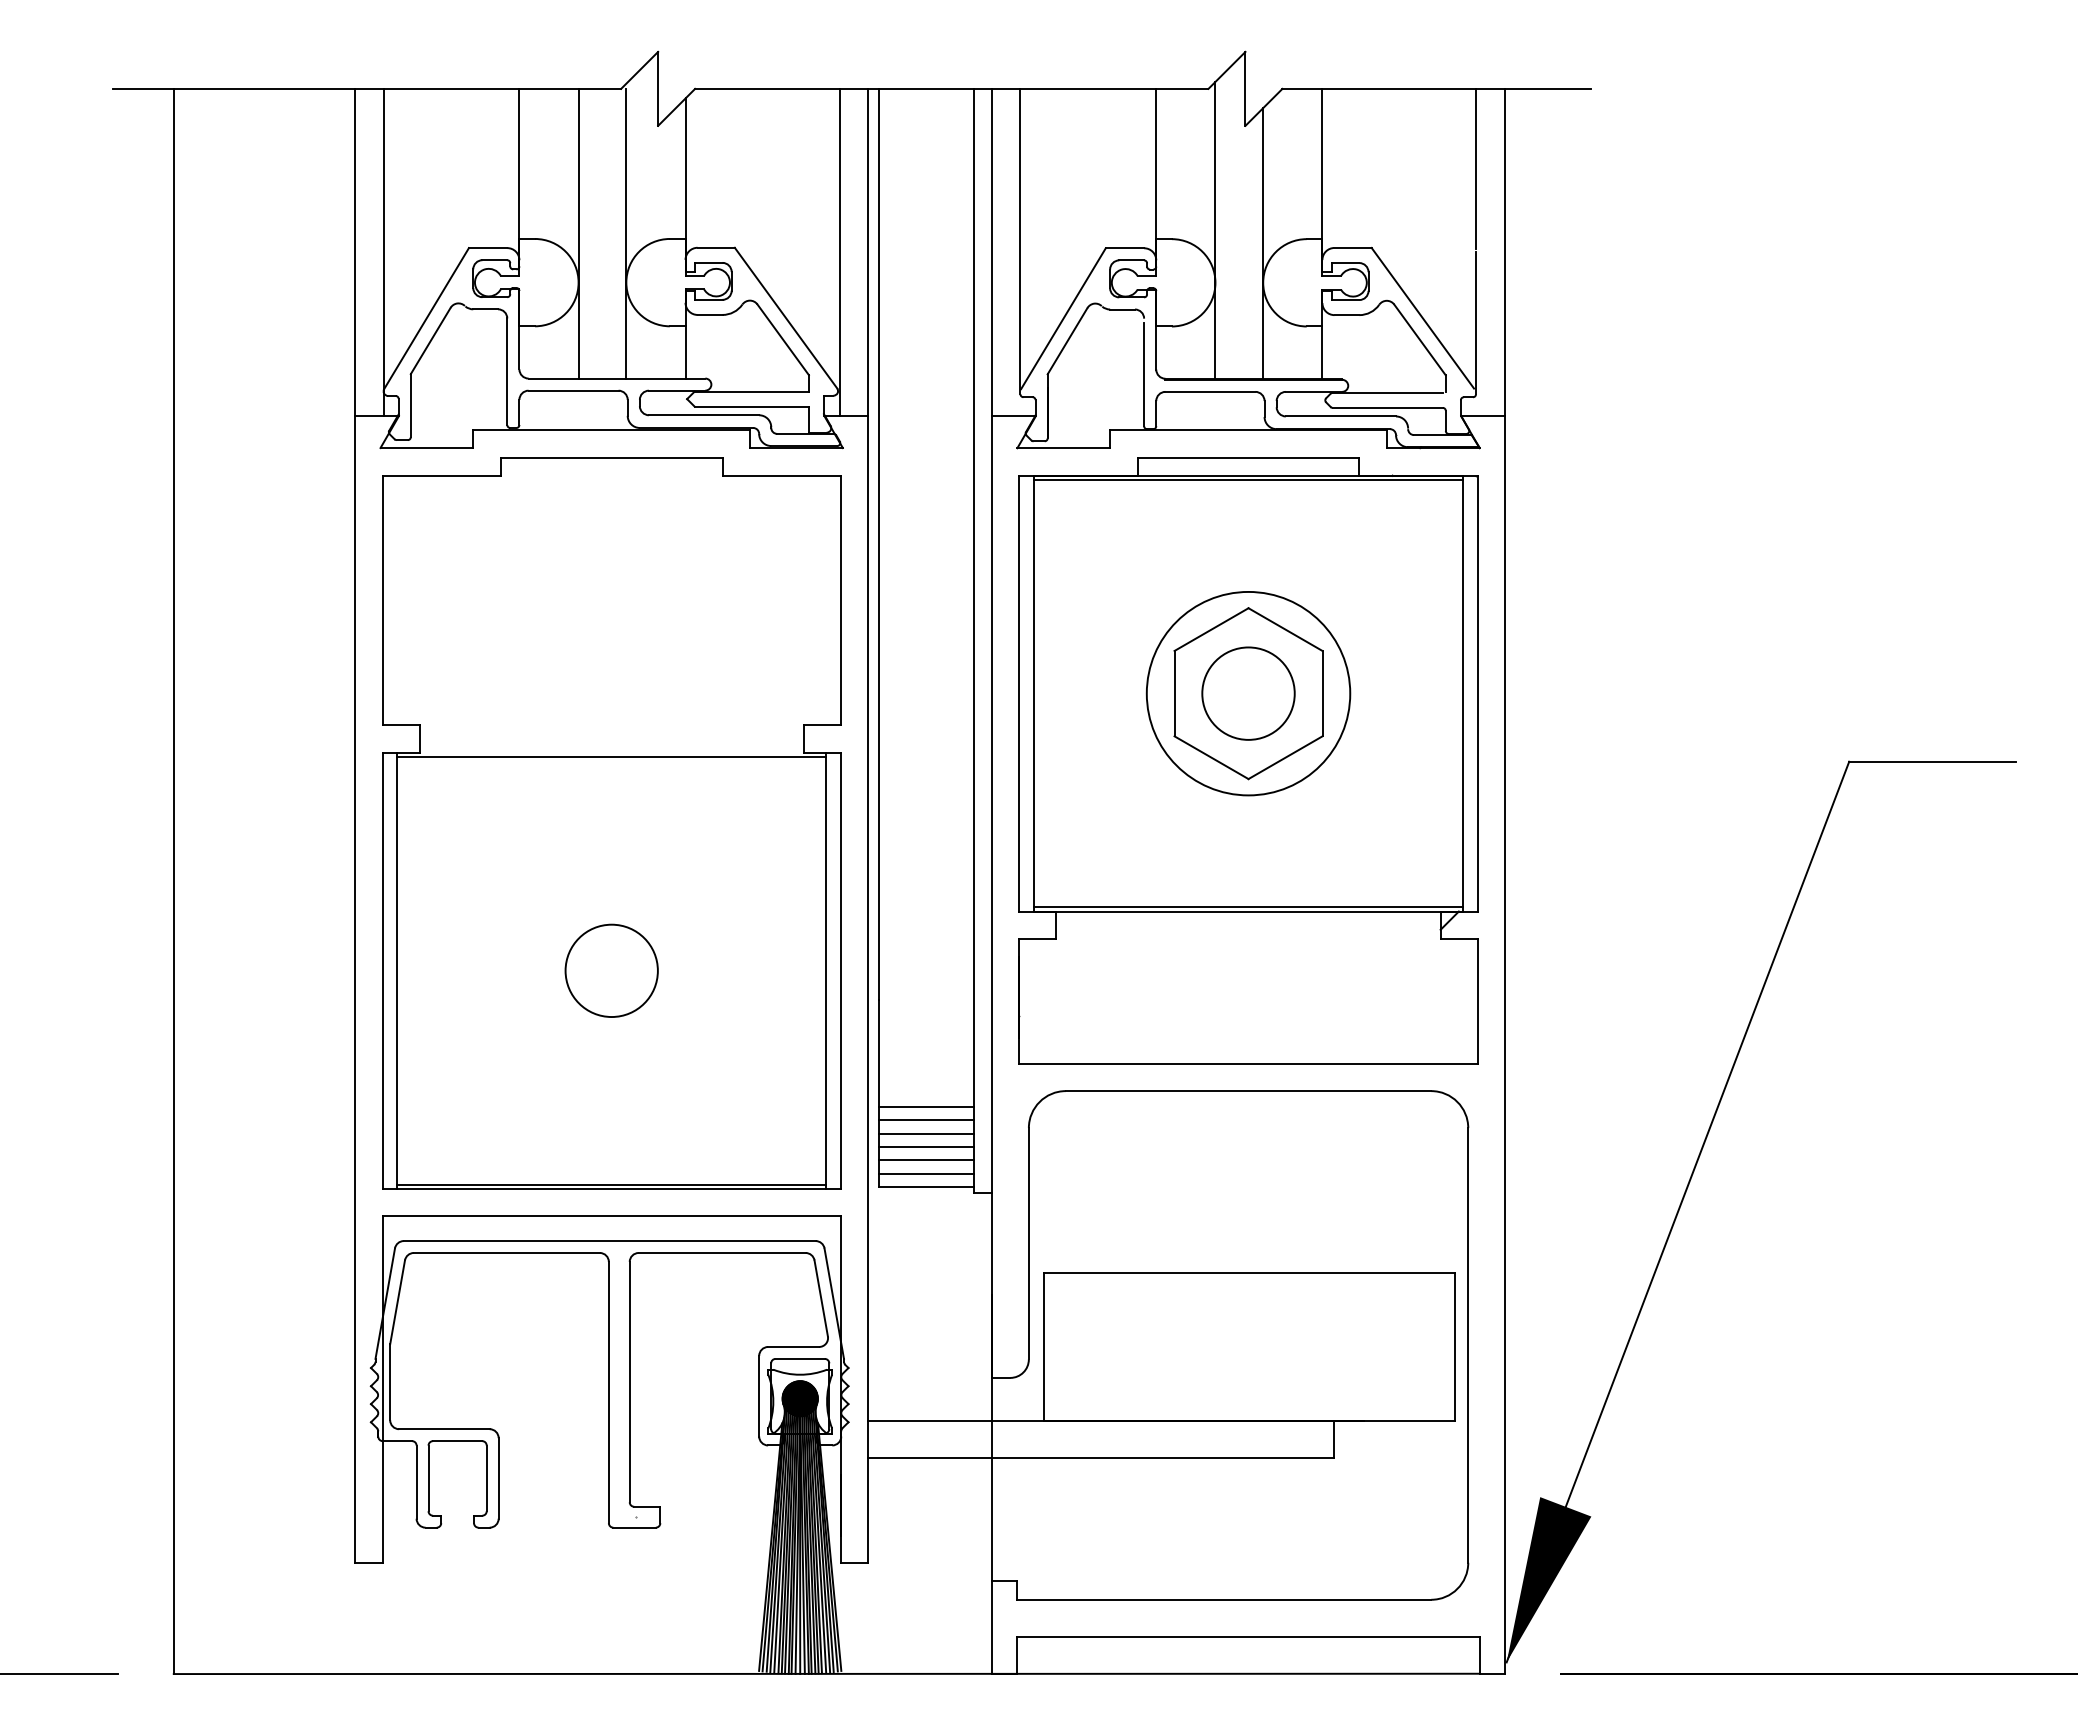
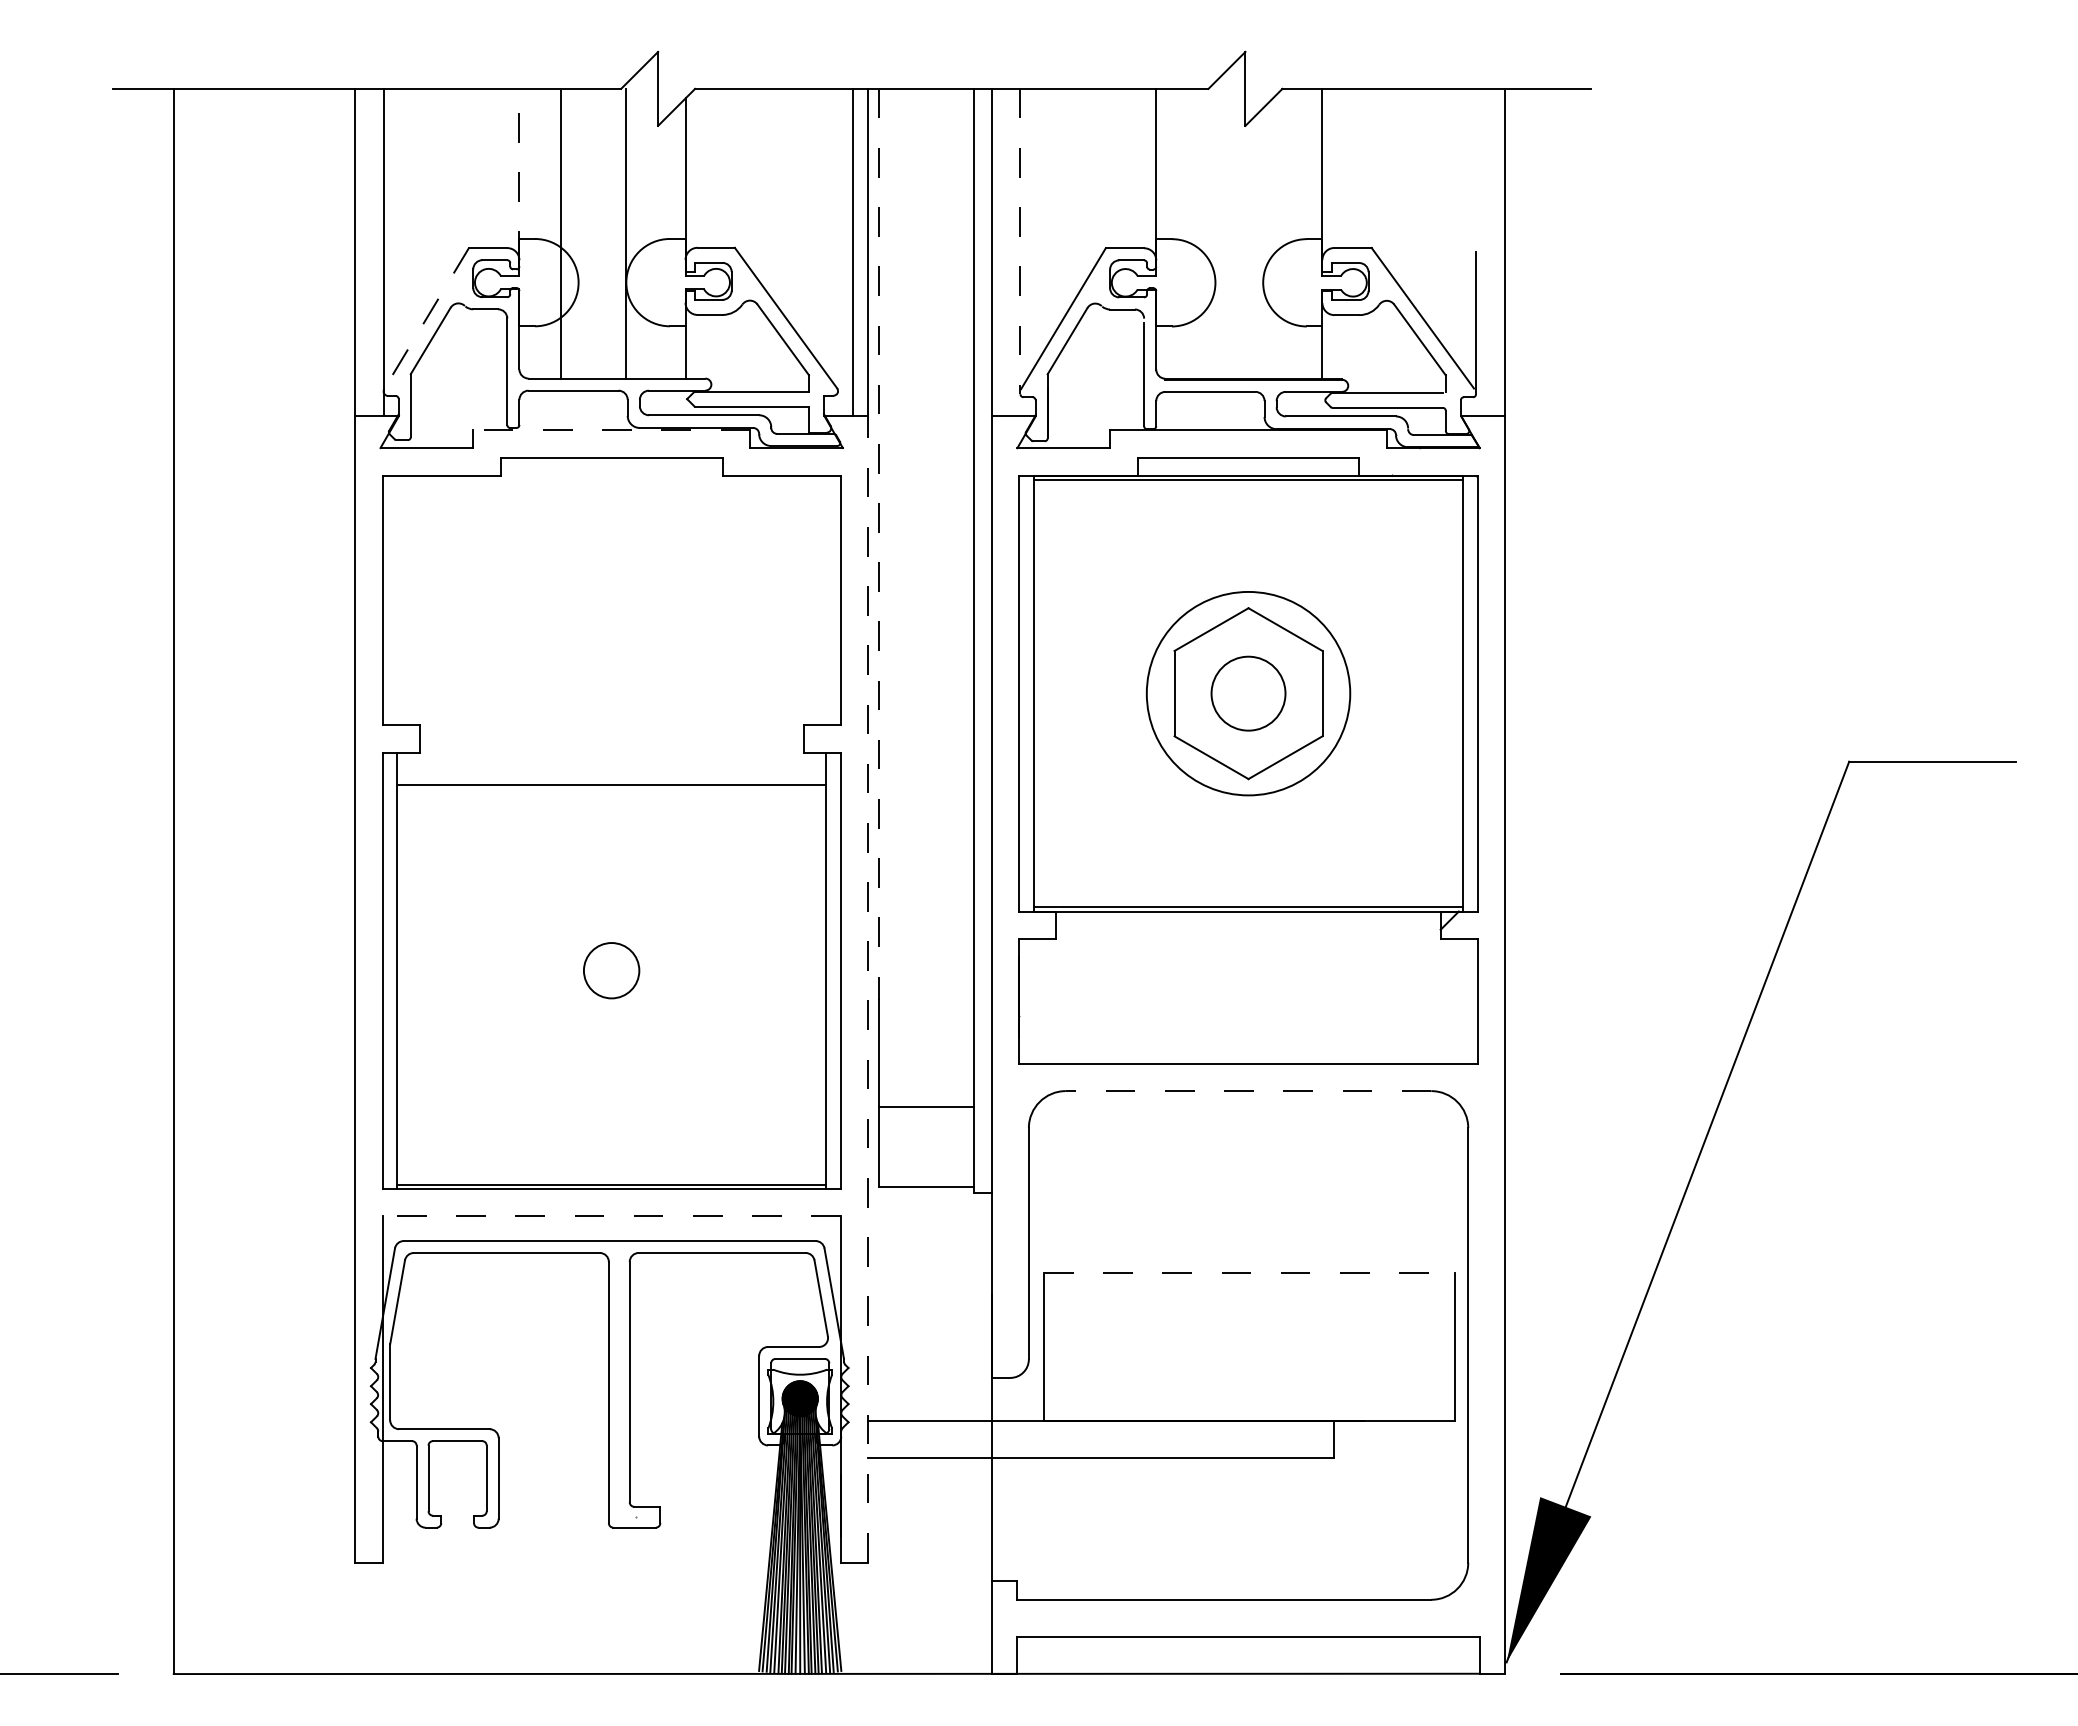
line: present -> none (1476, 168)
line: solid -> dashed (519, 174)
line: present -> none (1215, 229)
line position: (578, 233) -> (560, 233) (560, 233)
line: solid -> dashed (1020, 241)
line: present -> none (1263, 243)
line position: (839, 252) -> (852, 252) (852, 252)
line: solid -> dashed (426, 318)
line: solid -> dashed (611, 429)
line: solid -> dashed (879, 544)
circle diameter: 92 px -> 74 px (1248, 693)
line position: (611, 757) -> (611, 785) (611, 785)
circle size: 95x95 px -> 58x58 px (611, 970)
line: solid -> dashed (868, 988)
line: solid -> dashed (1248, 1091)
line: present -> none (926, 1120)
line: present -> none (926, 1133)
line: present -> none (926, 1147)
line: present -> none (926, 1160)
line: present -> none (926, 1173)
line: solid -> dashed (611, 1216)
line: solid -> dashed (1249, 1273)
